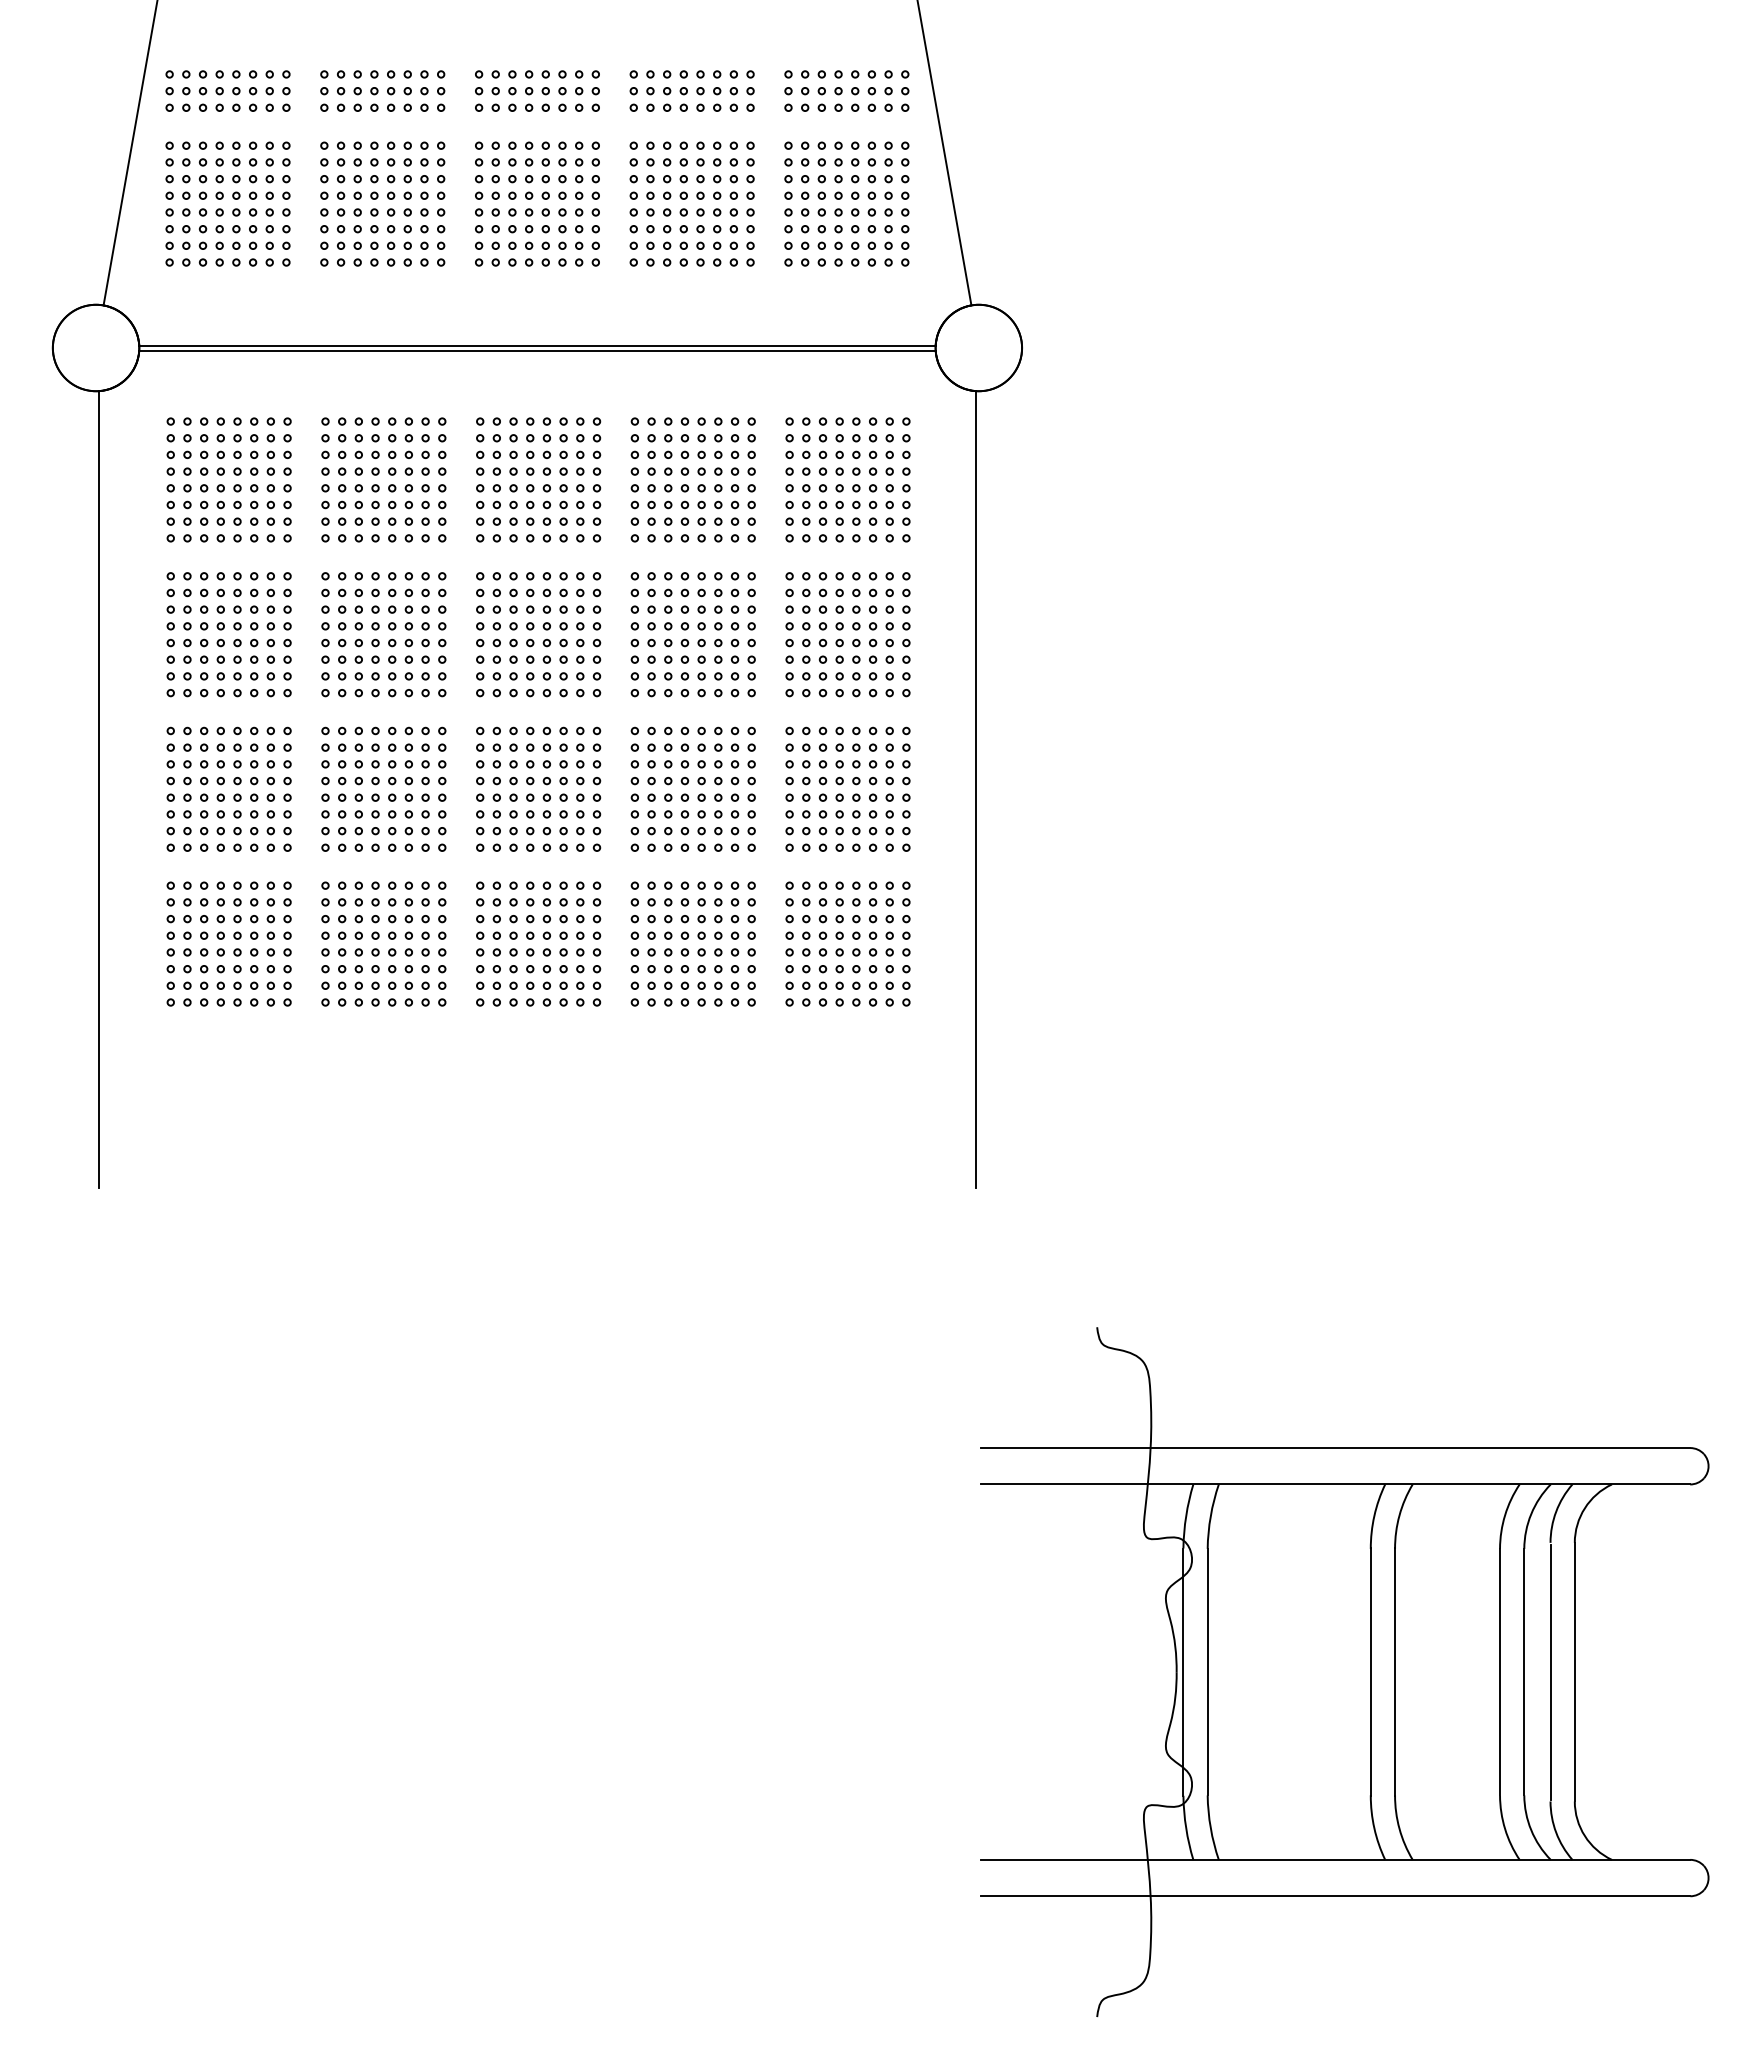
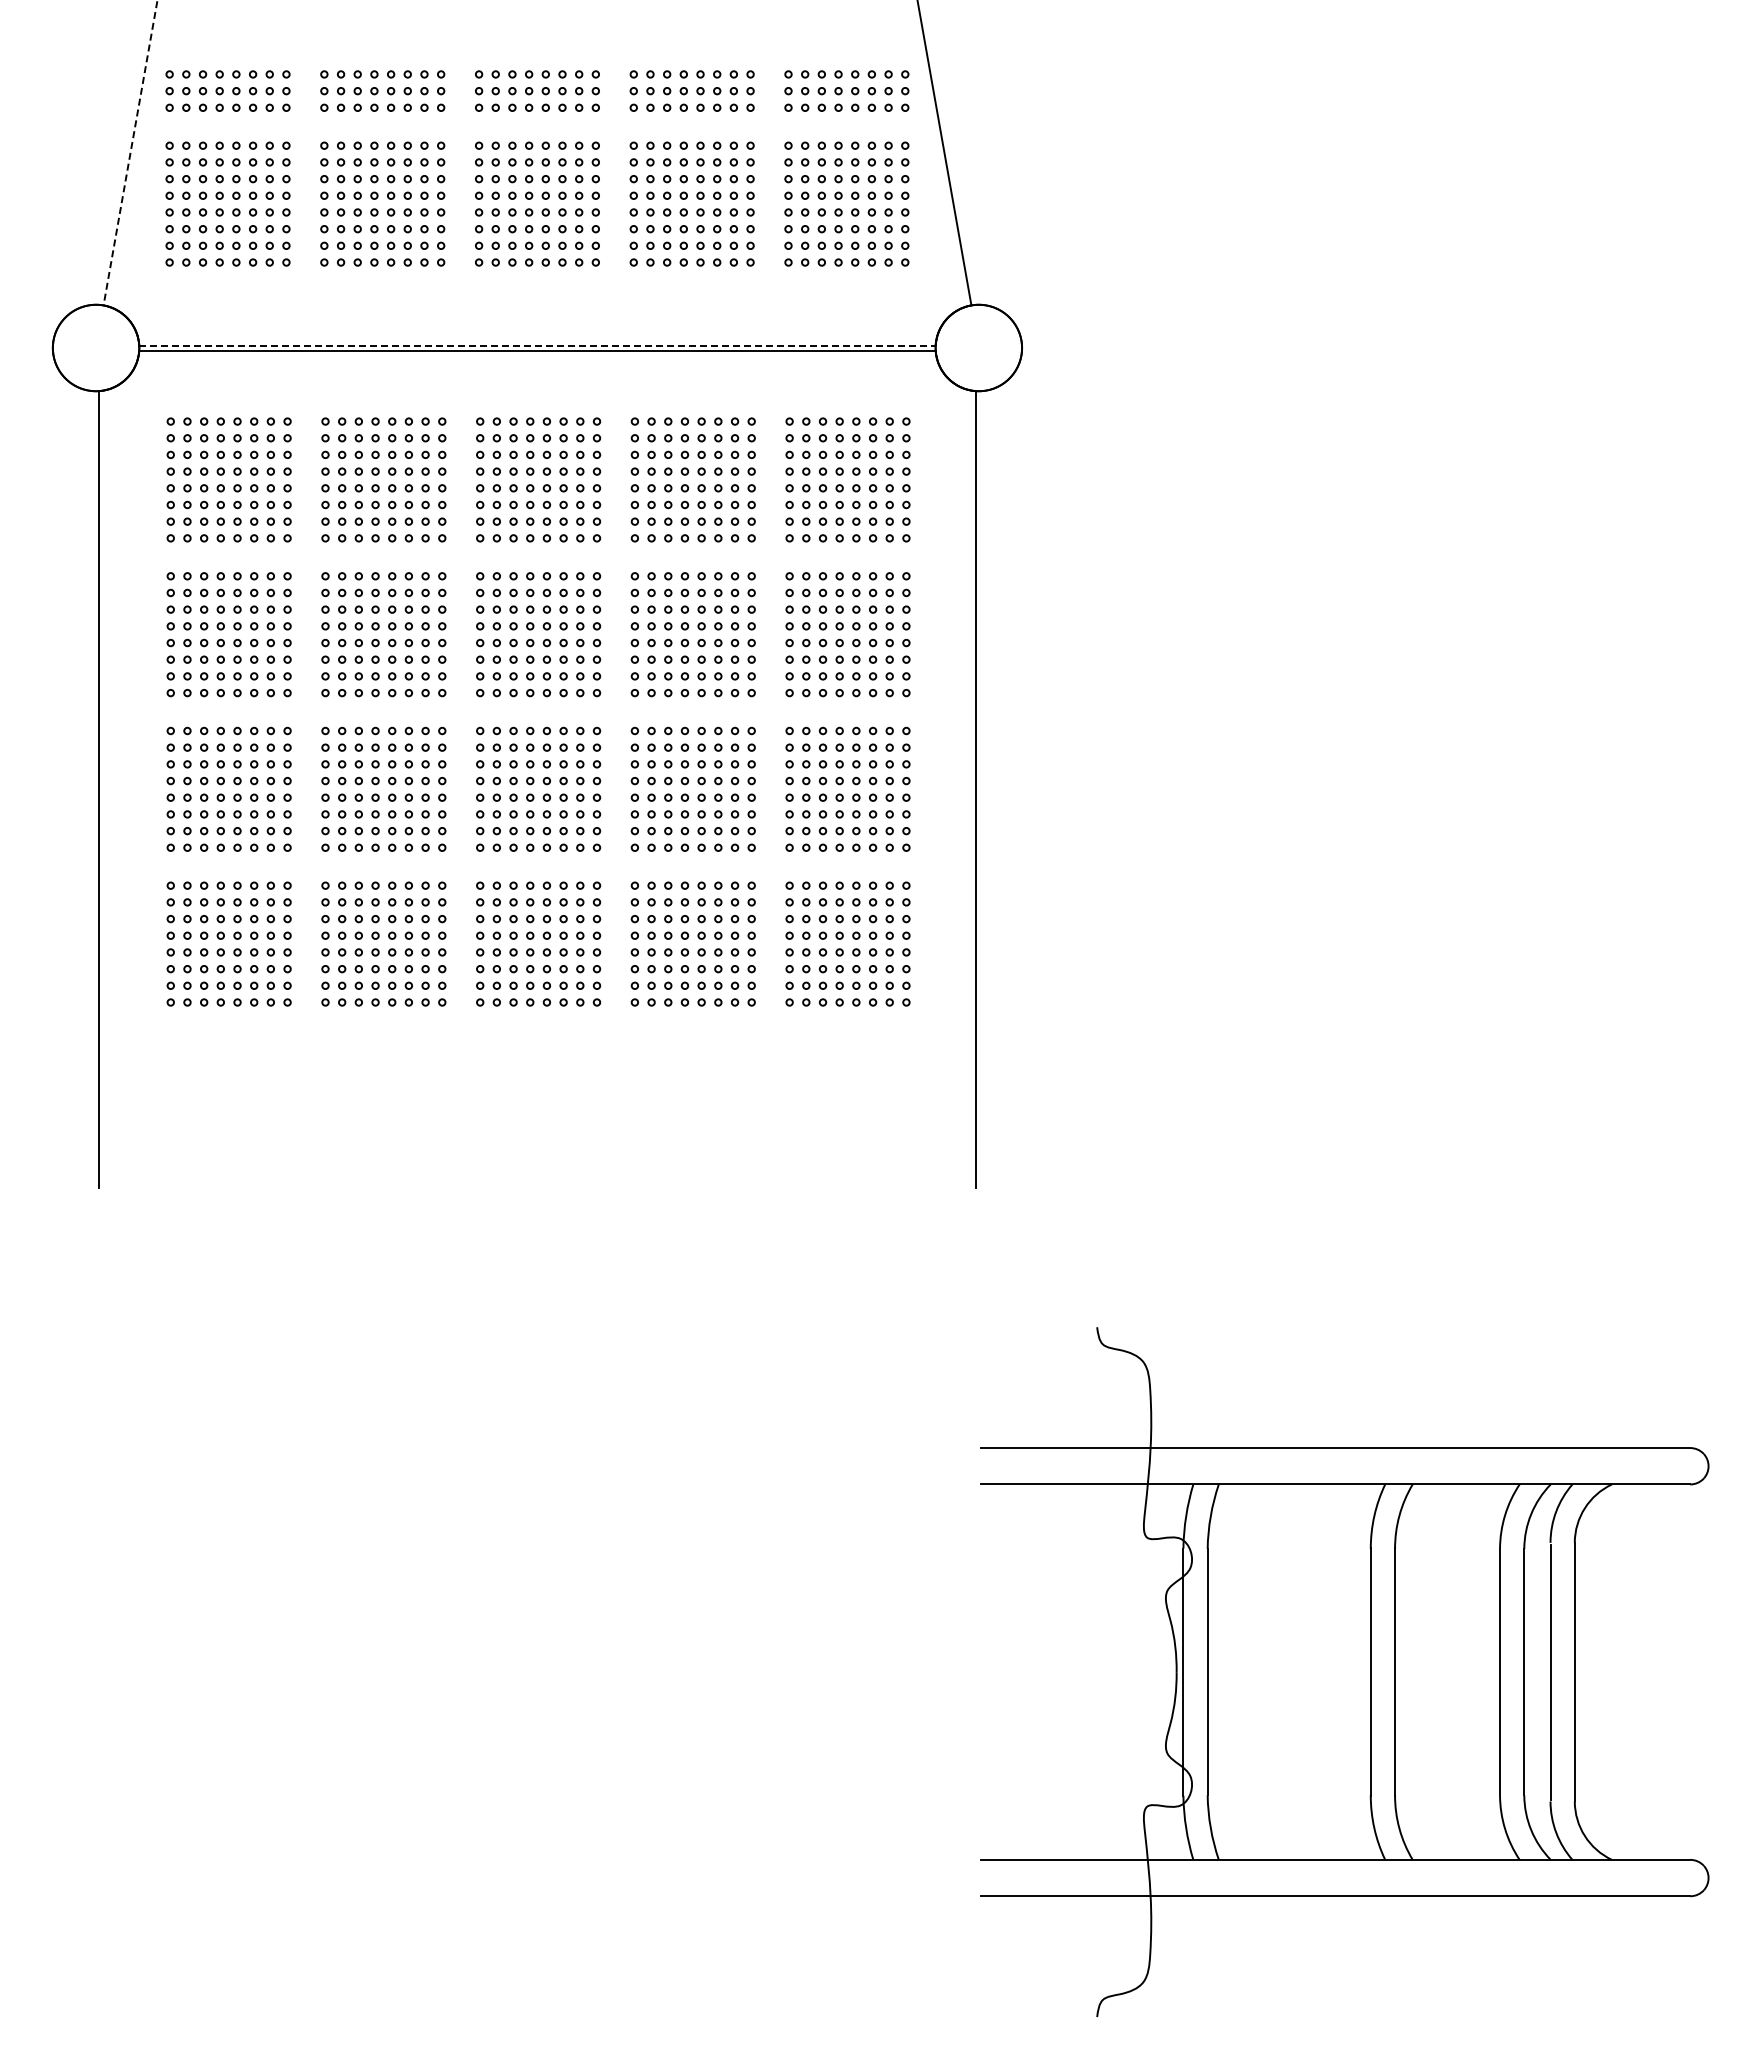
line: solid -> dashed (130, 152)
line: solid -> dashed (538, 346)
